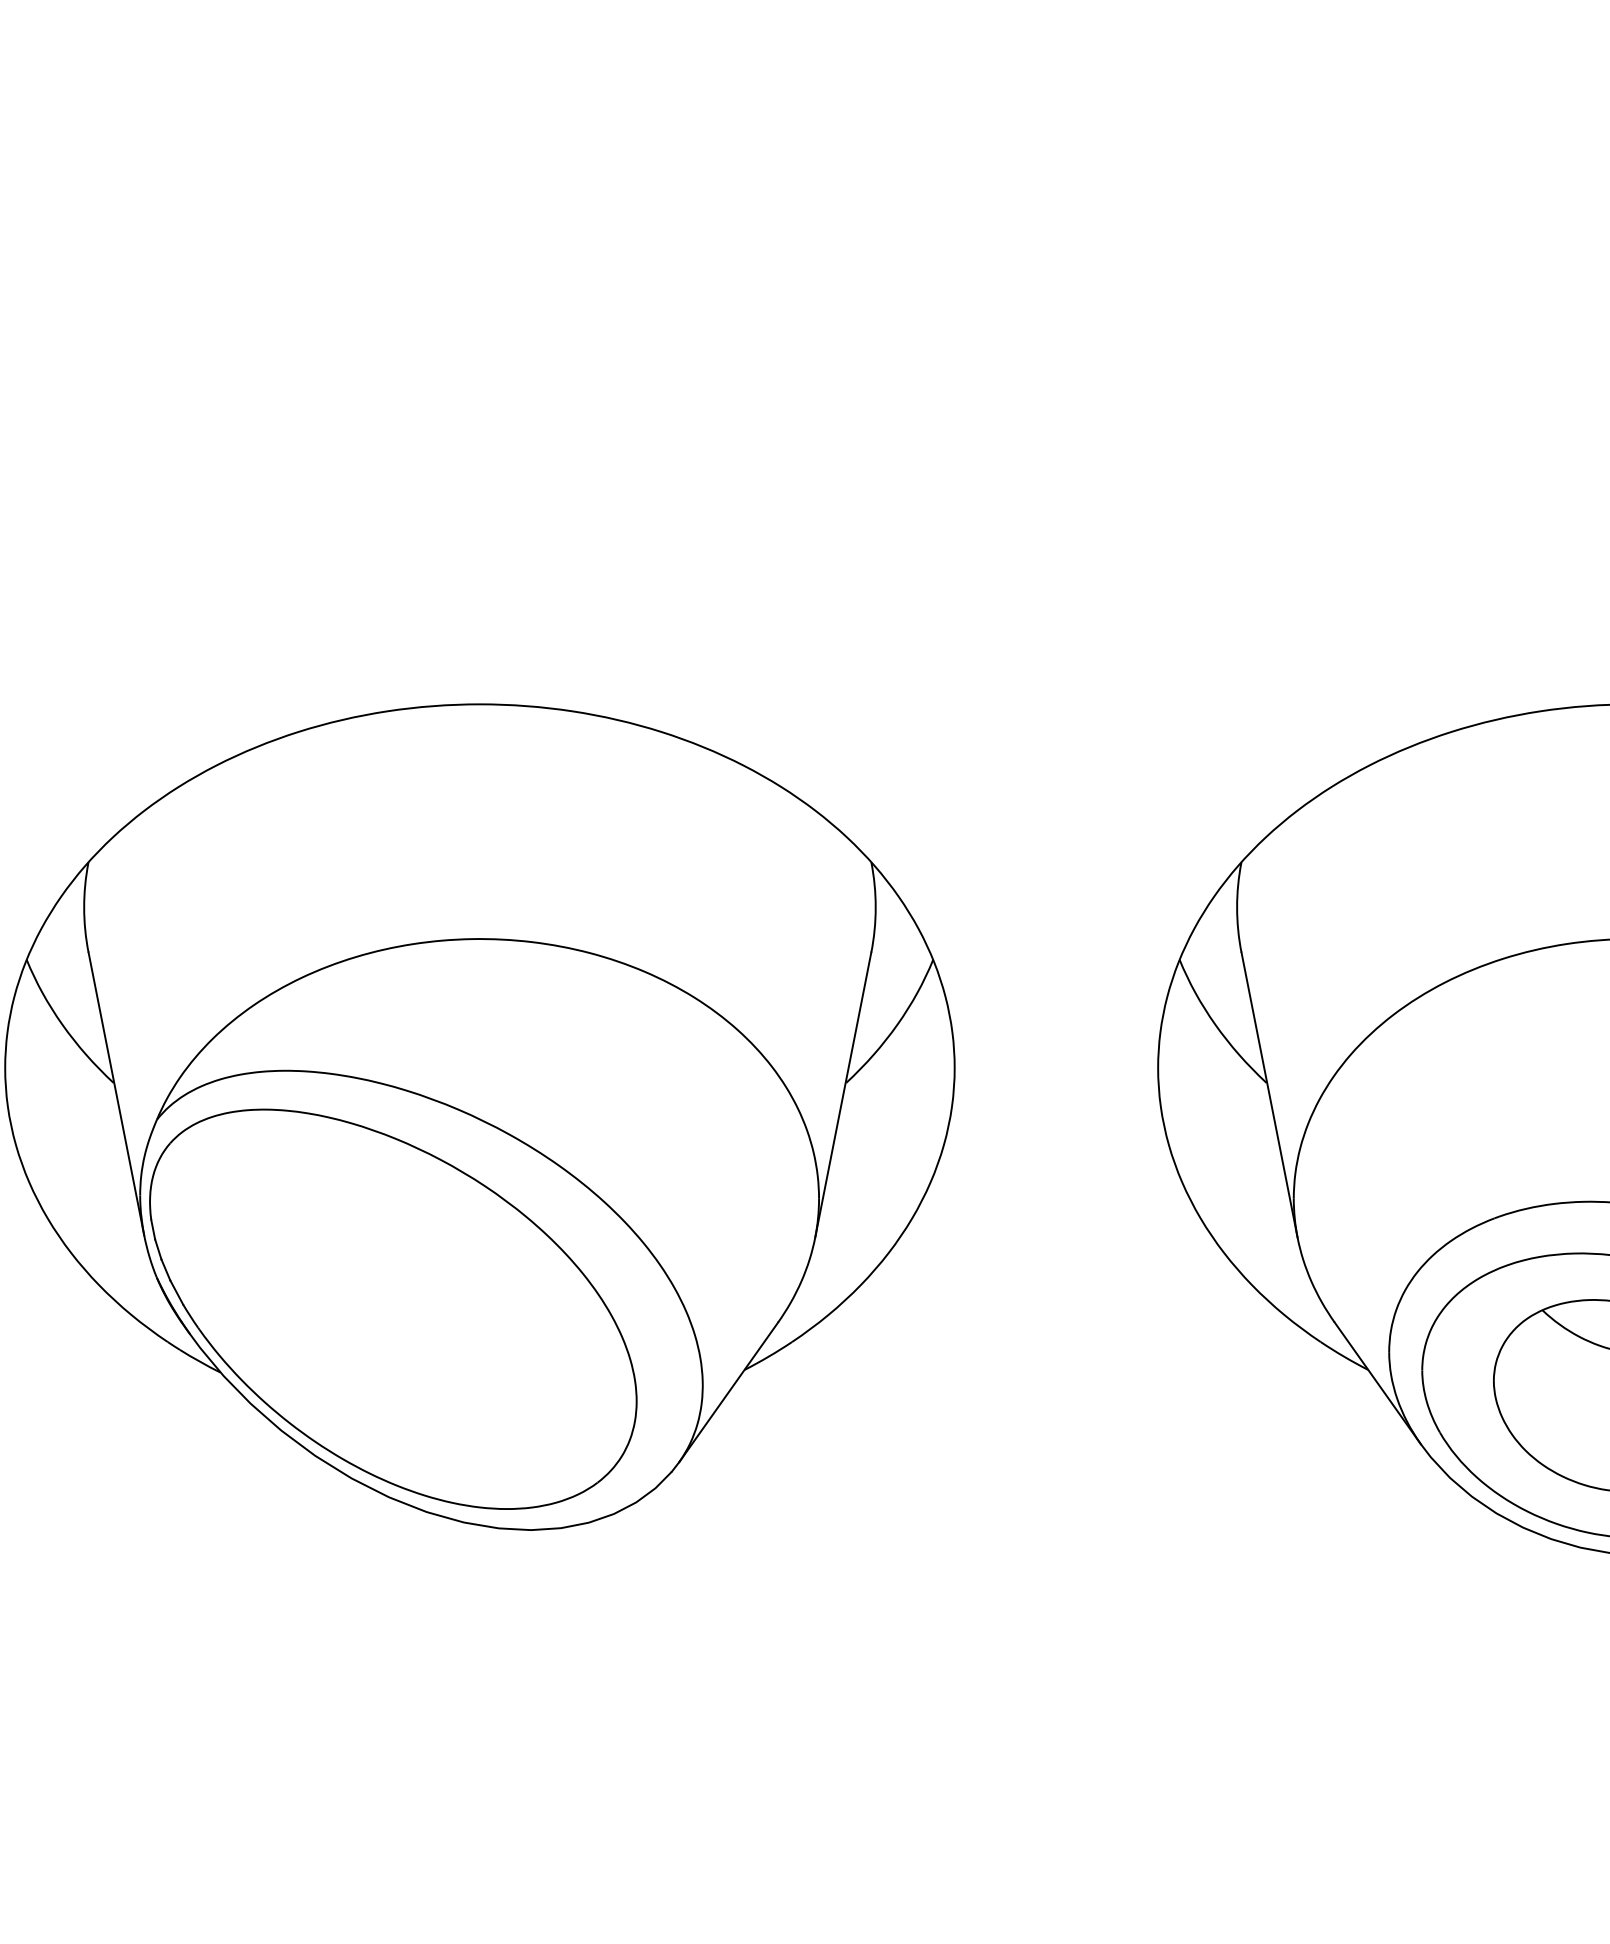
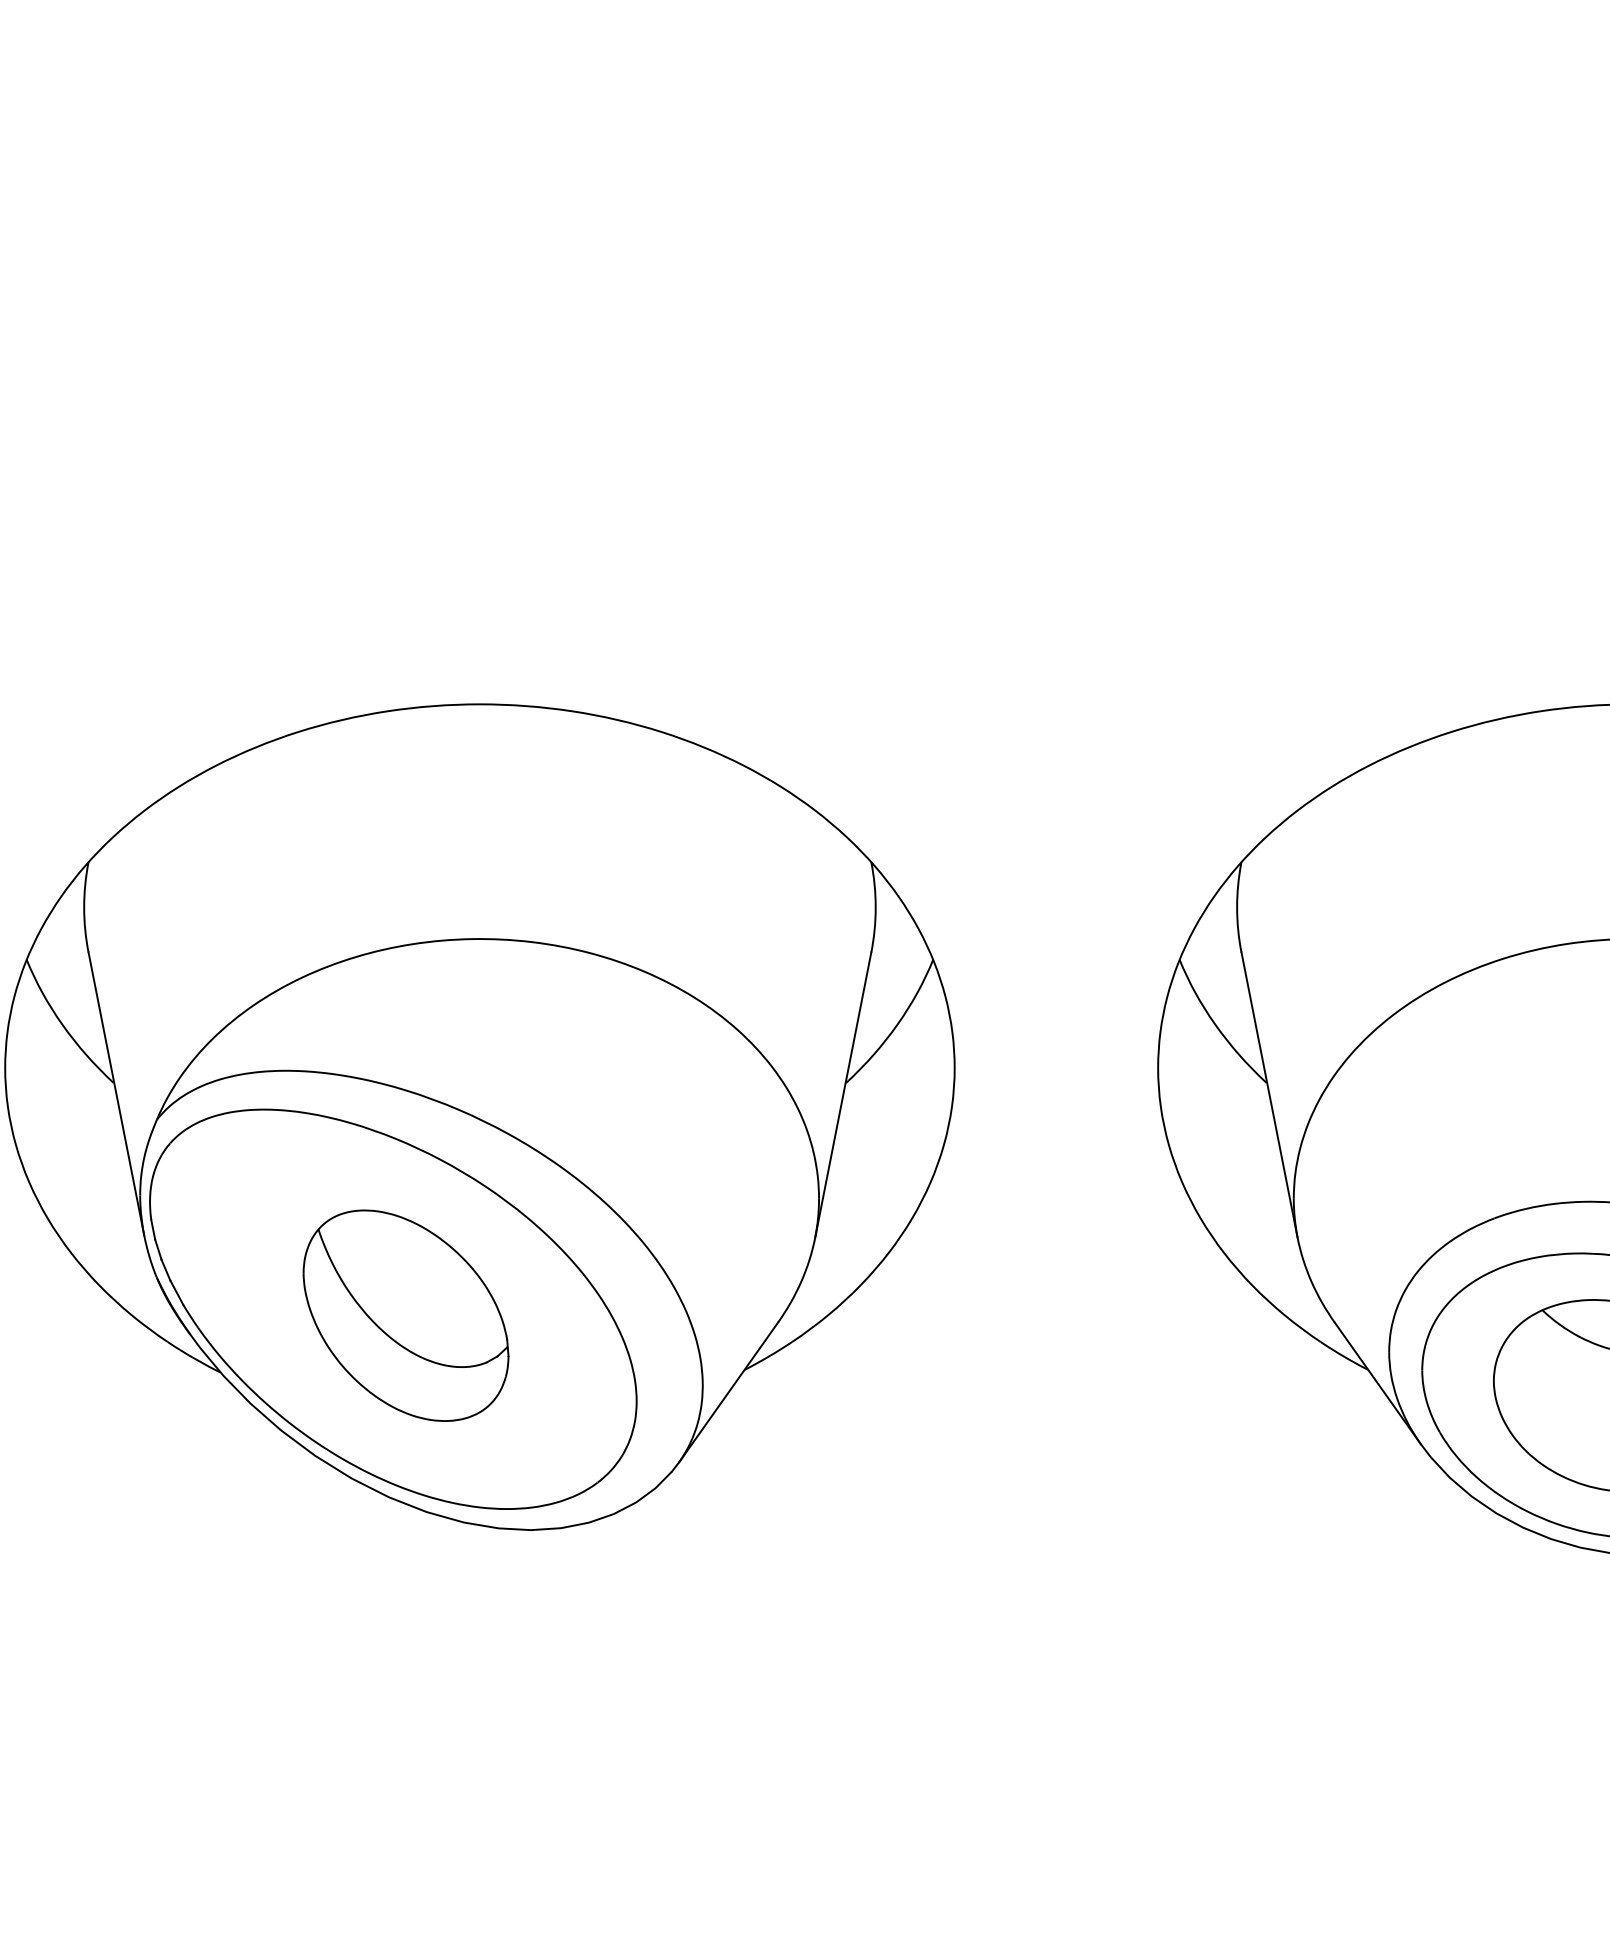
part: none -> present (405, 1315)
